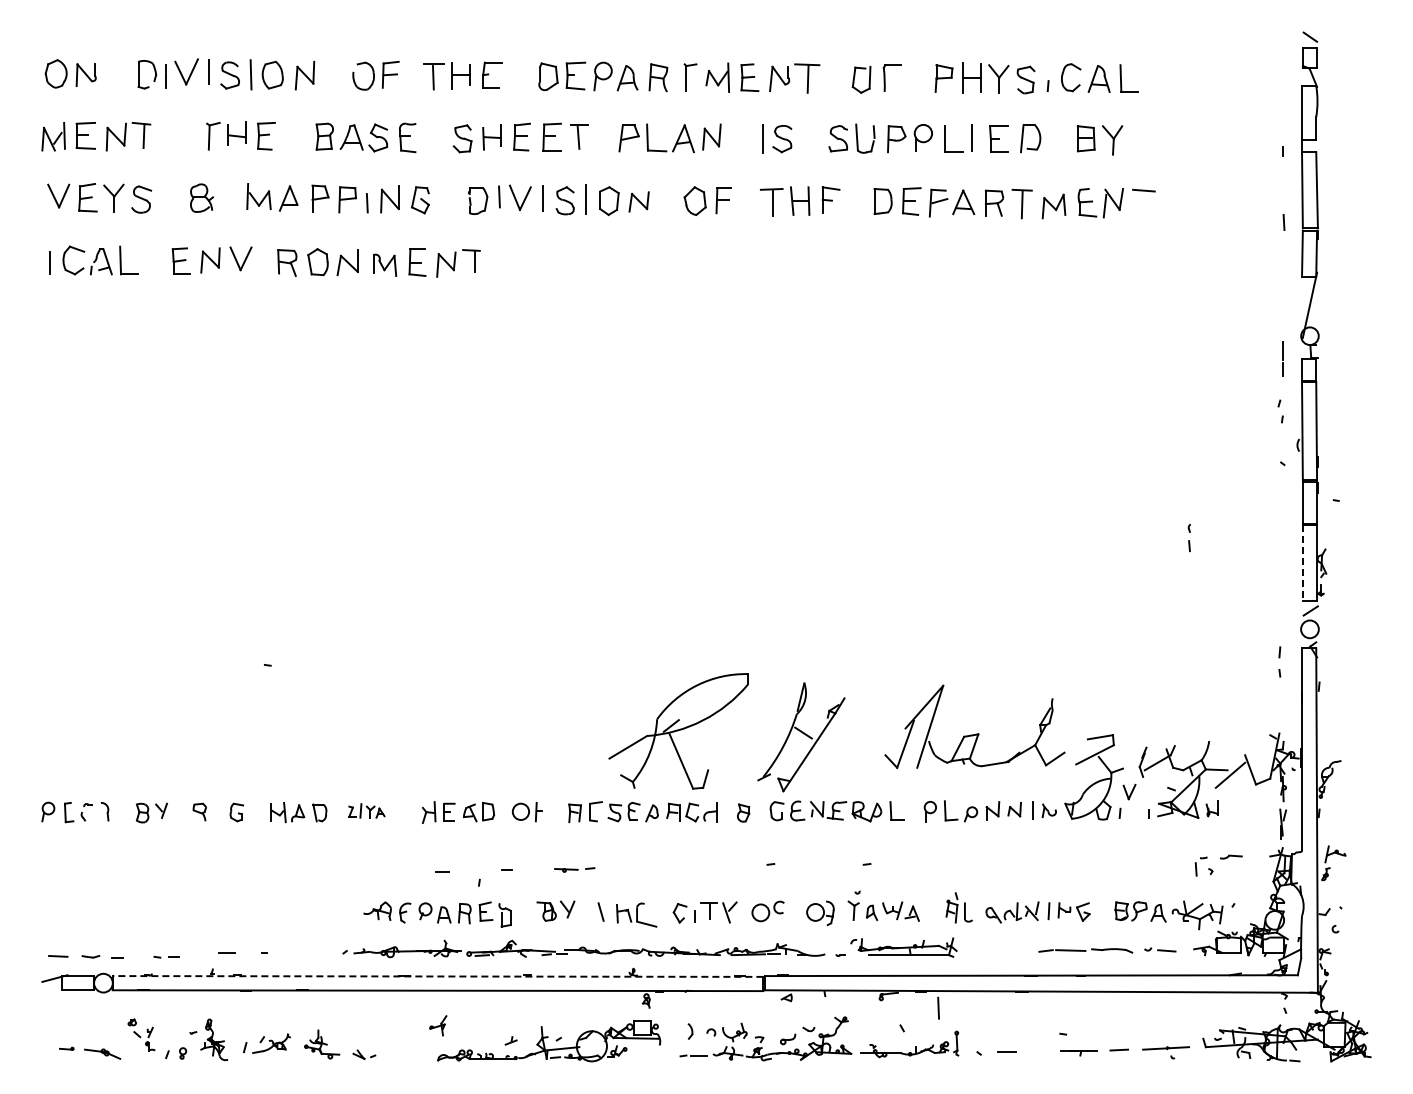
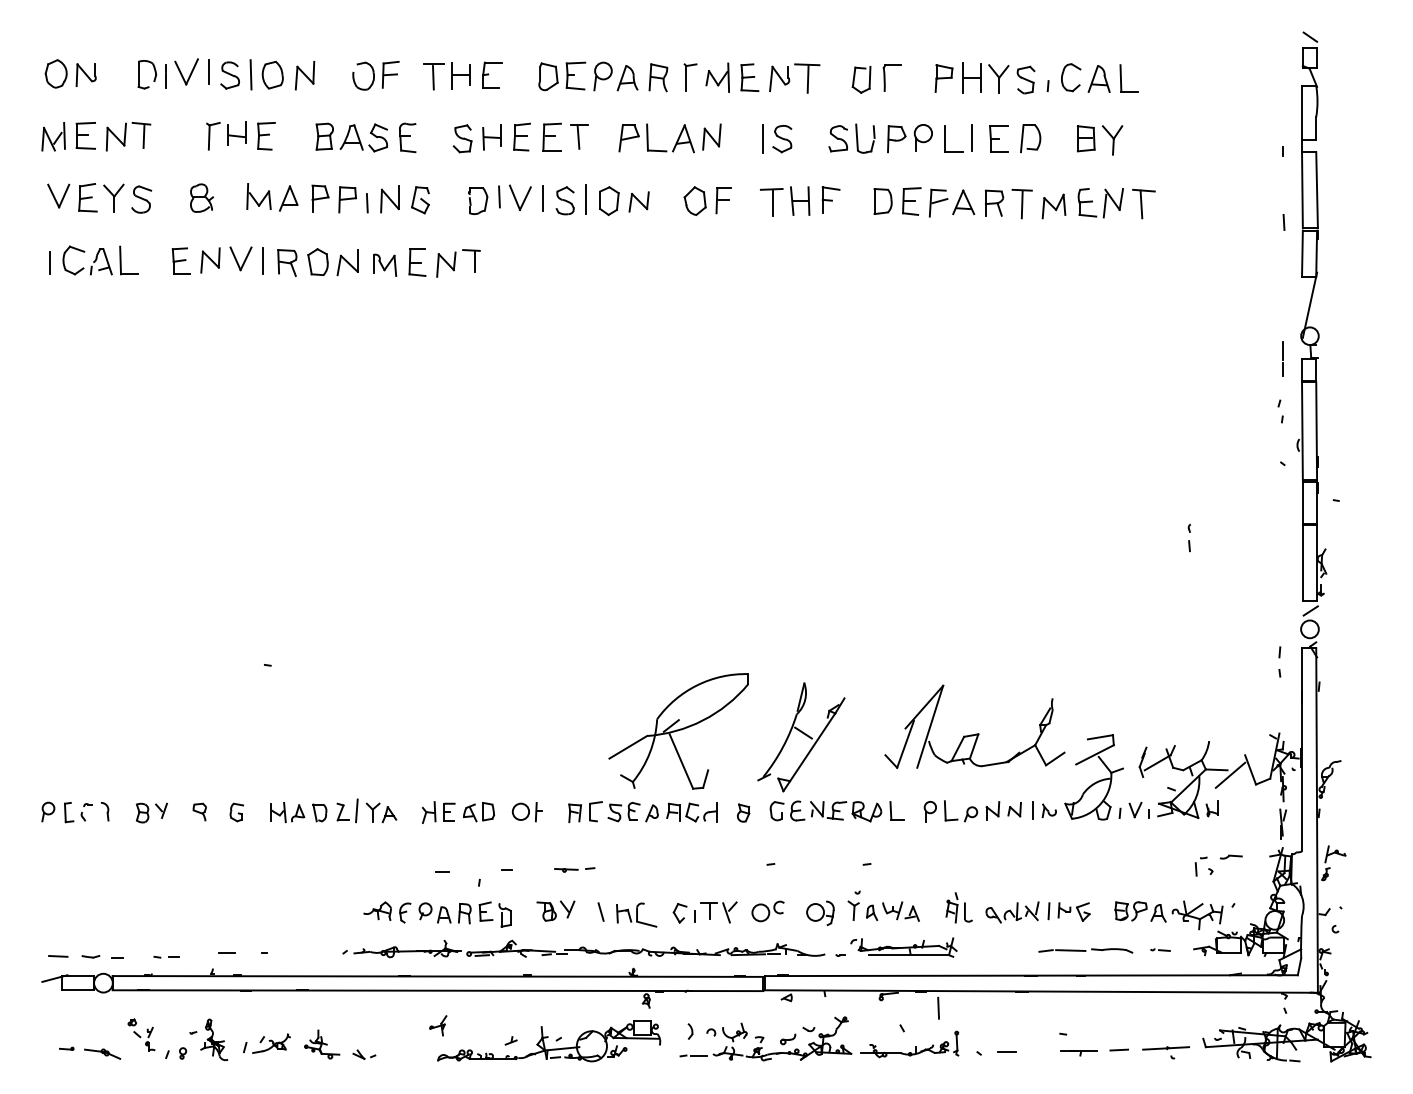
line: none -> present (1141, 204)
line: none -> present (263, 260)
line: dashed -> solid (1302, 563)
part position: (1129, 791) -> (1135, 809) (1135, 809)
part size: 38x16 px -> 62x26 px (366, 810)
part size: 33x6 px -> 21x4 px (1160, 949)
line: dashed -> solid (437, 976)
